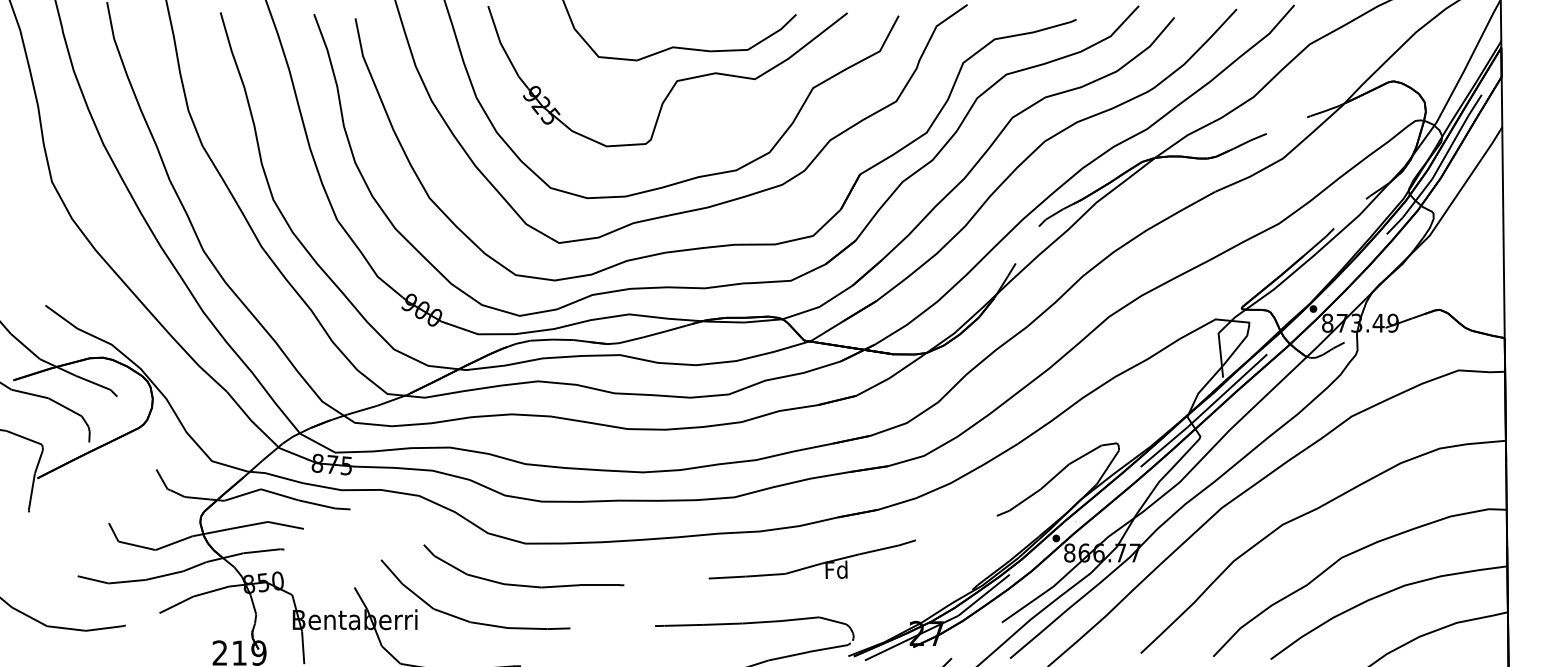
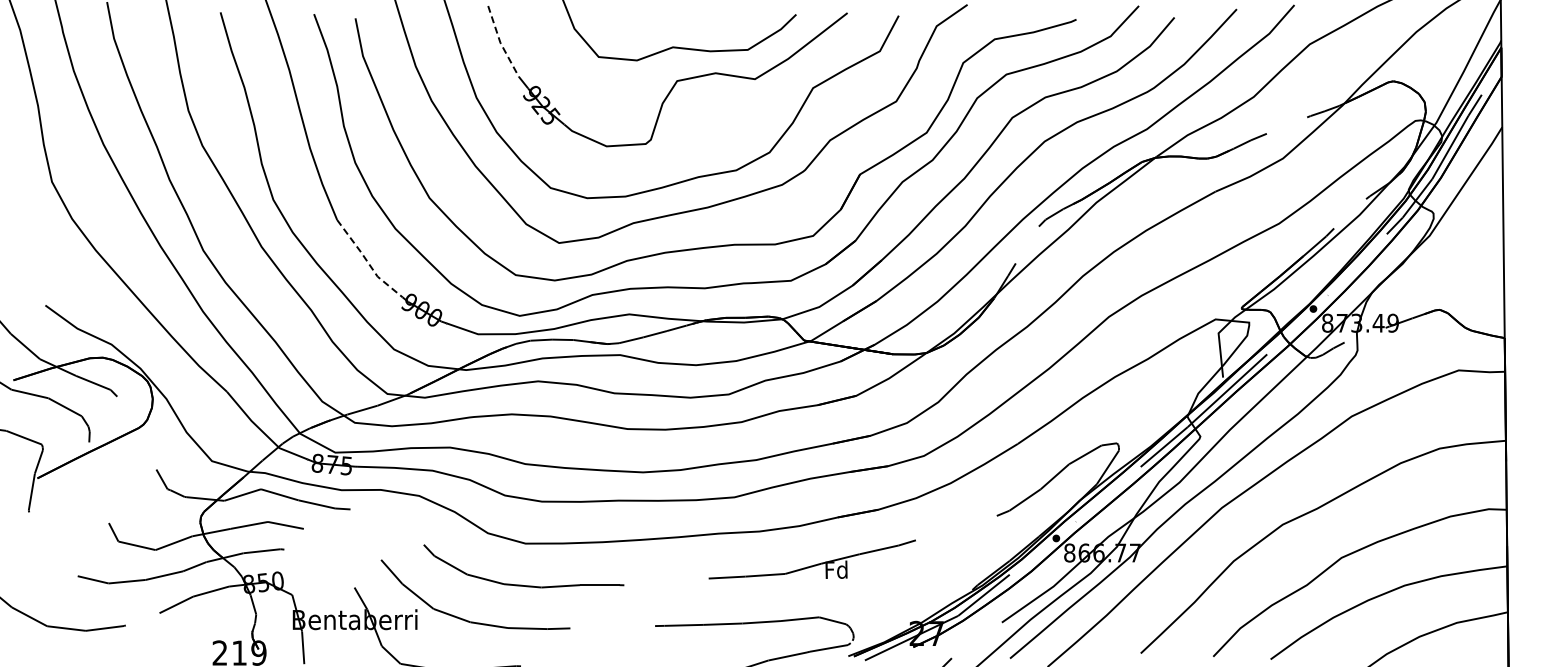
line: solid -> dashed (500, 42)
line: solid -> dashed (367, 261)
